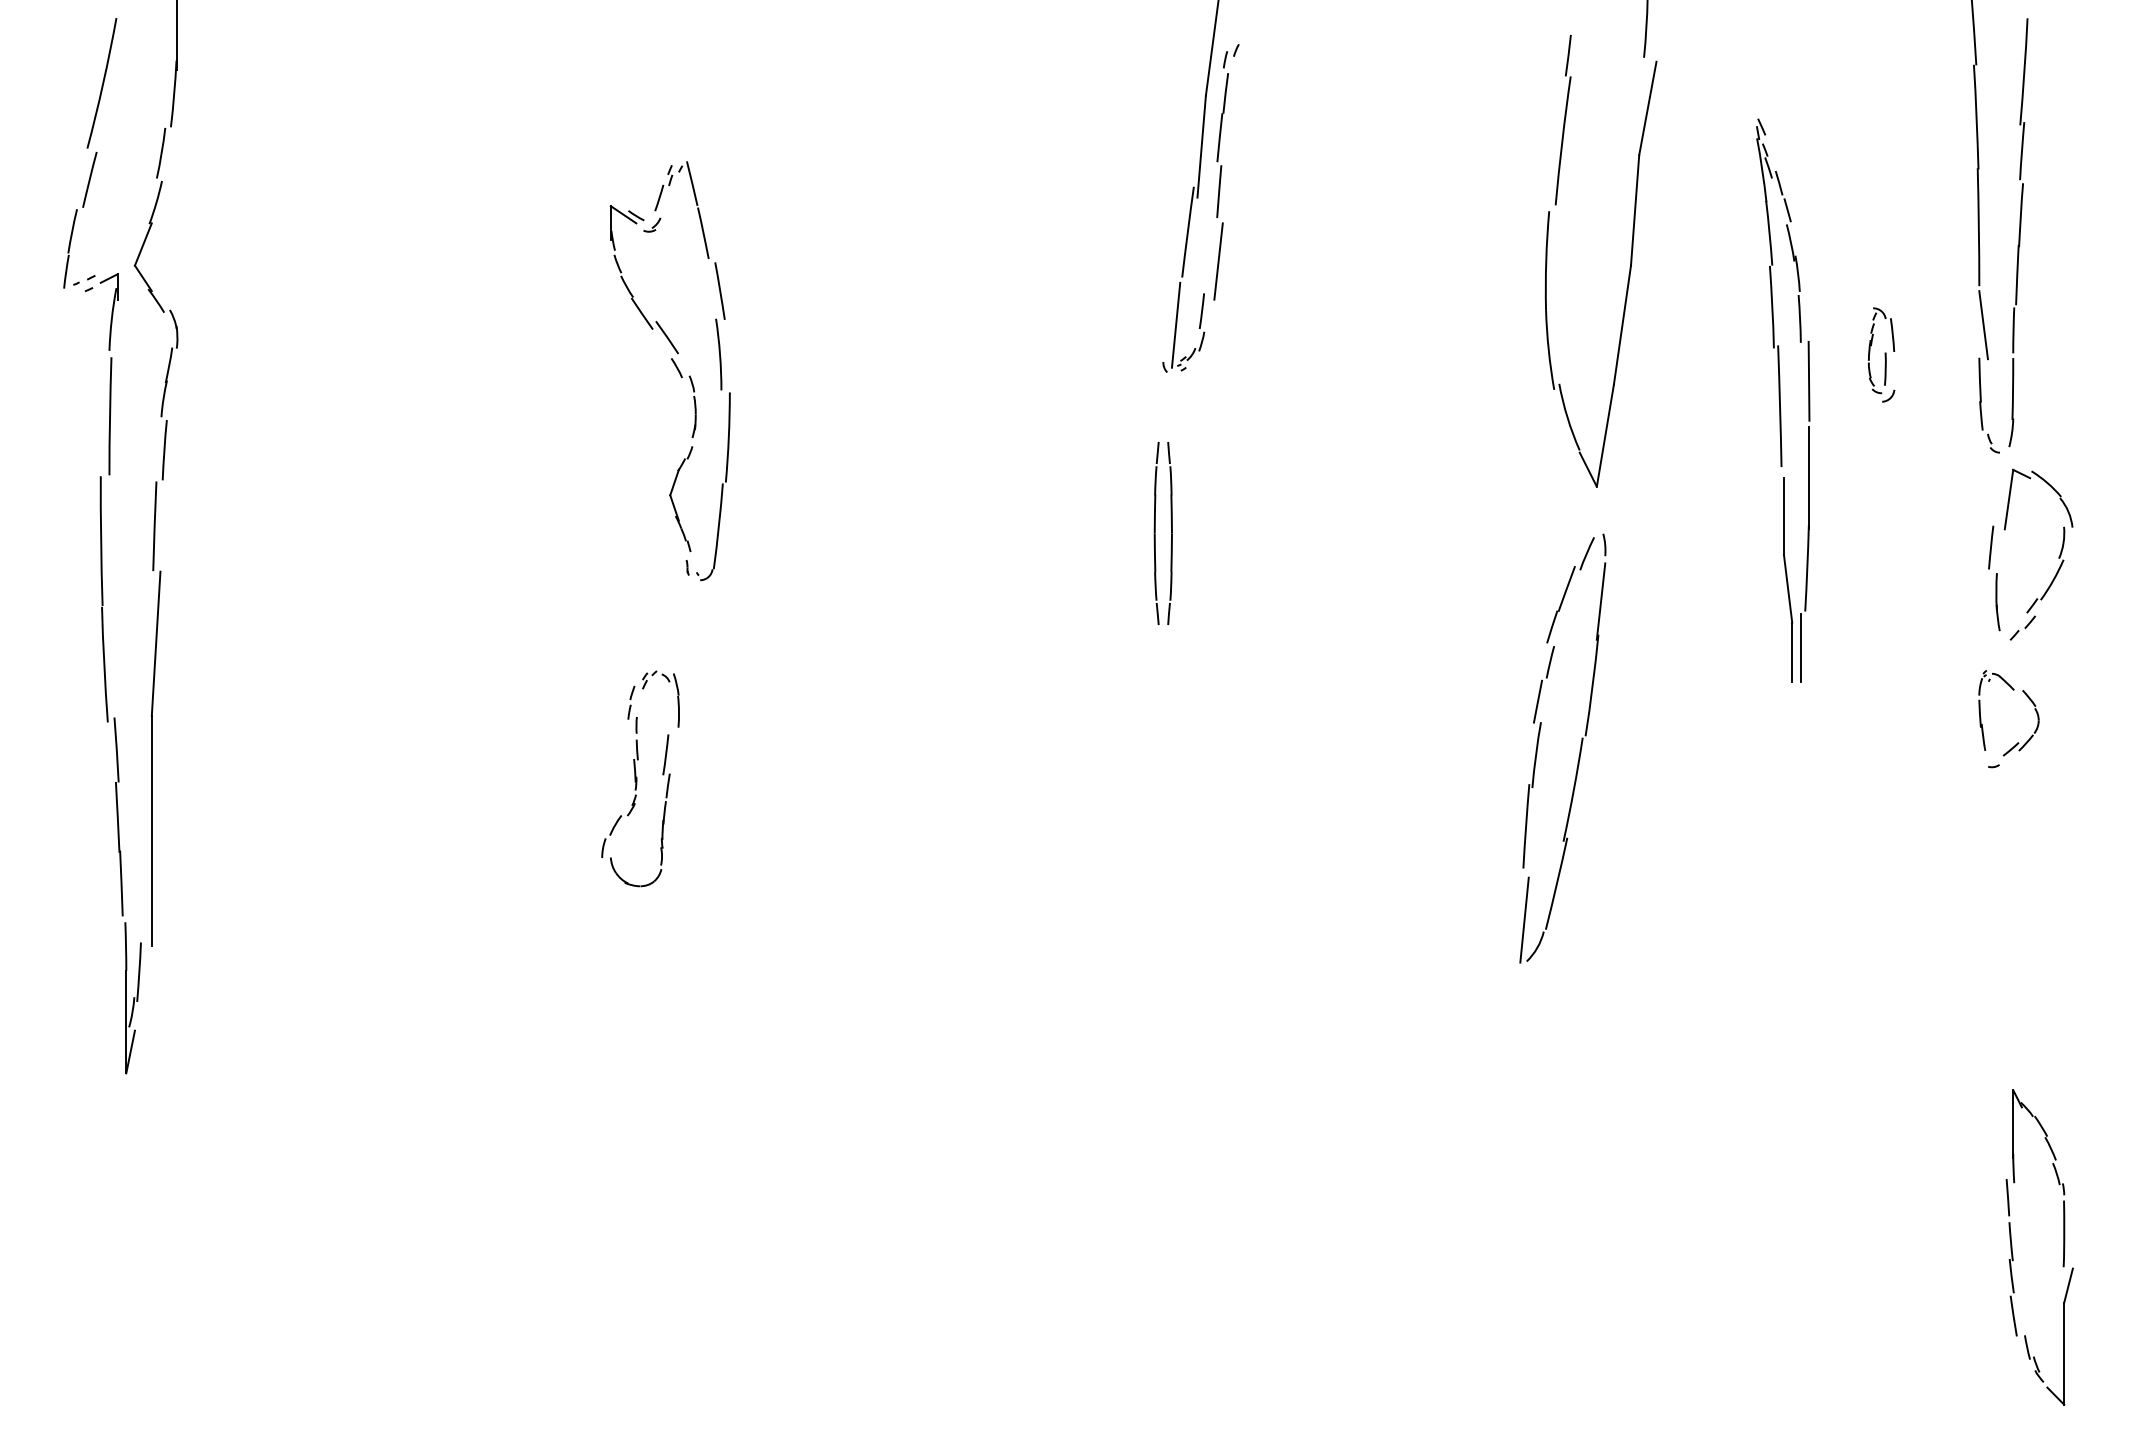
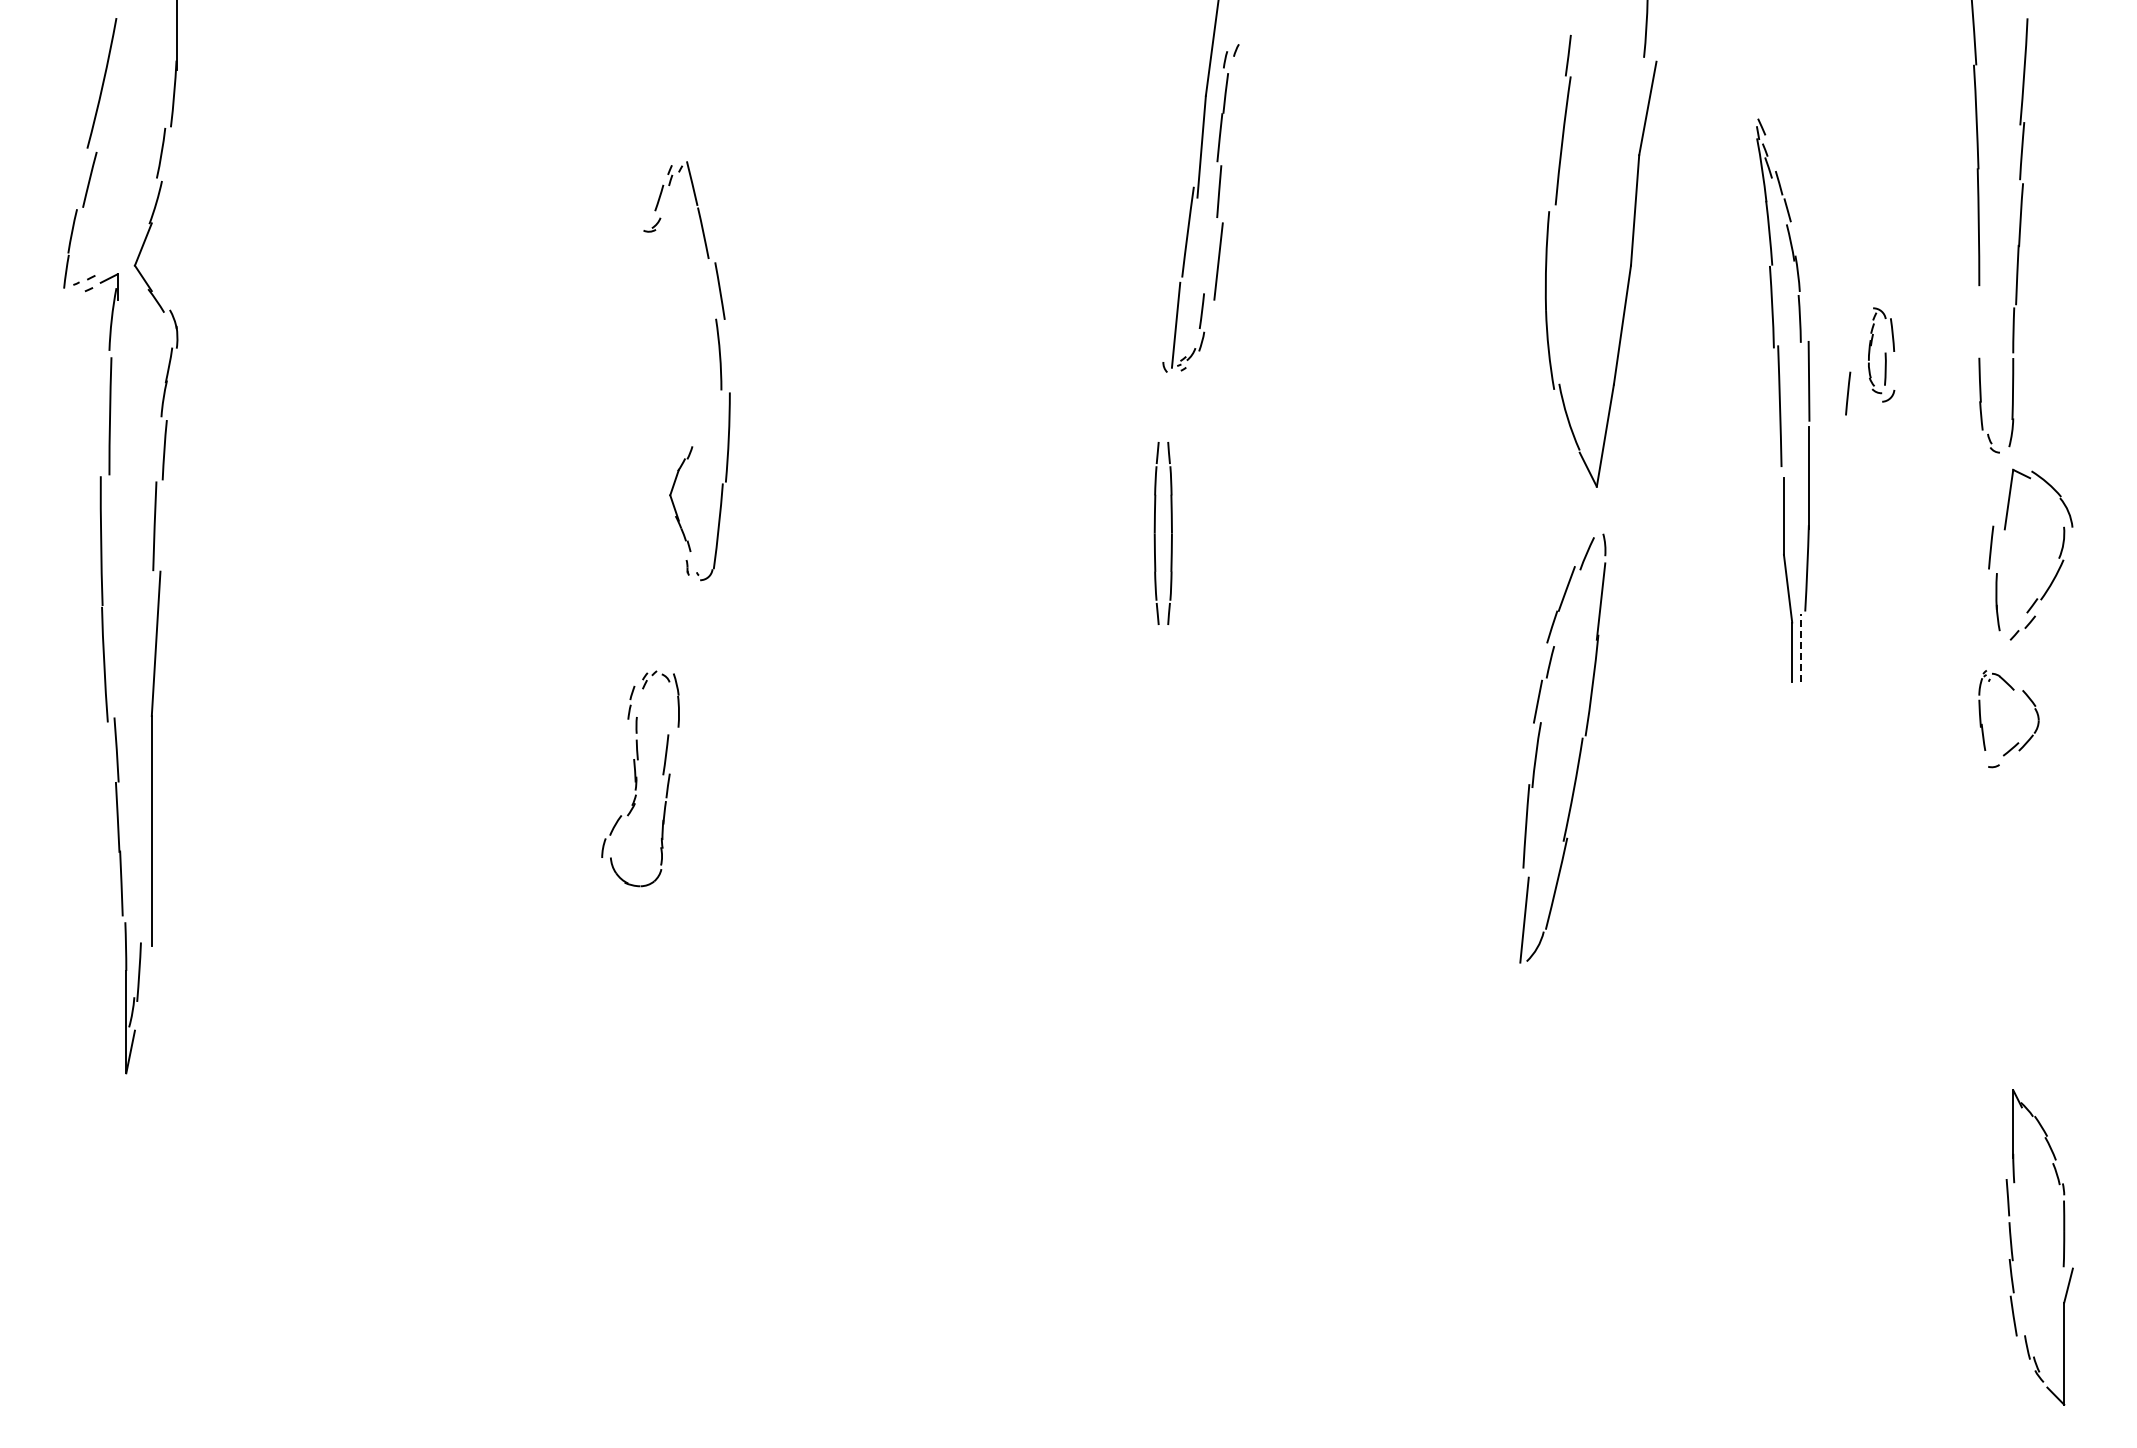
part: present -> none (652, 321)
line: present -> none (1983, 325)
line: none -> present (1848, 393)
line: solid -> dashed (1800, 647)
